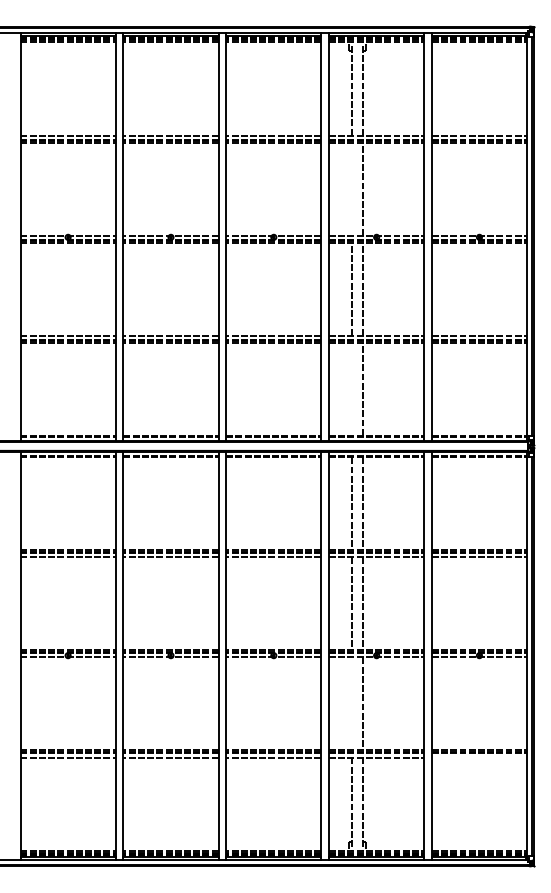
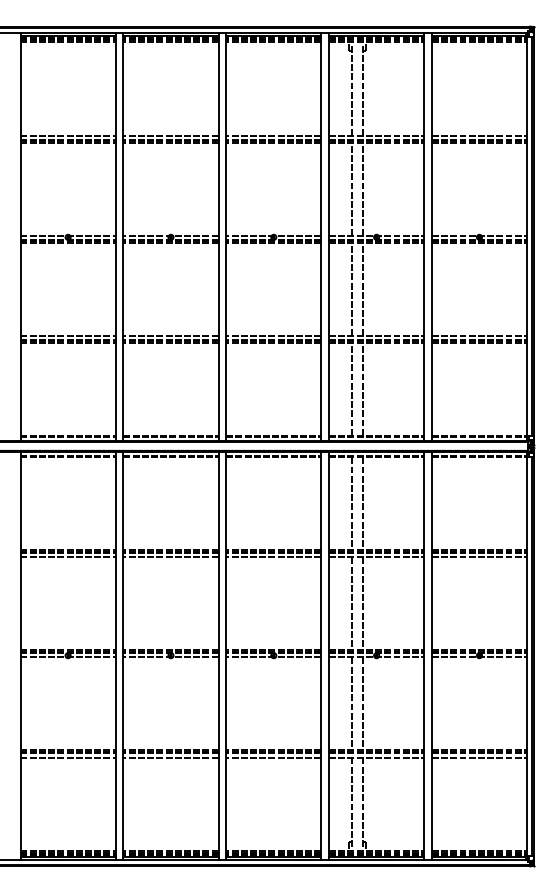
line: none -> present (351, 188)
line: none -> present (351, 388)
line: none -> present (351, 703)
line: none -> present (479, 757)
